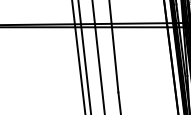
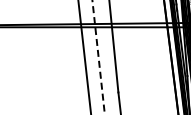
line: present -> none (78, 56)
line: solid -> dashed (98, 58)
